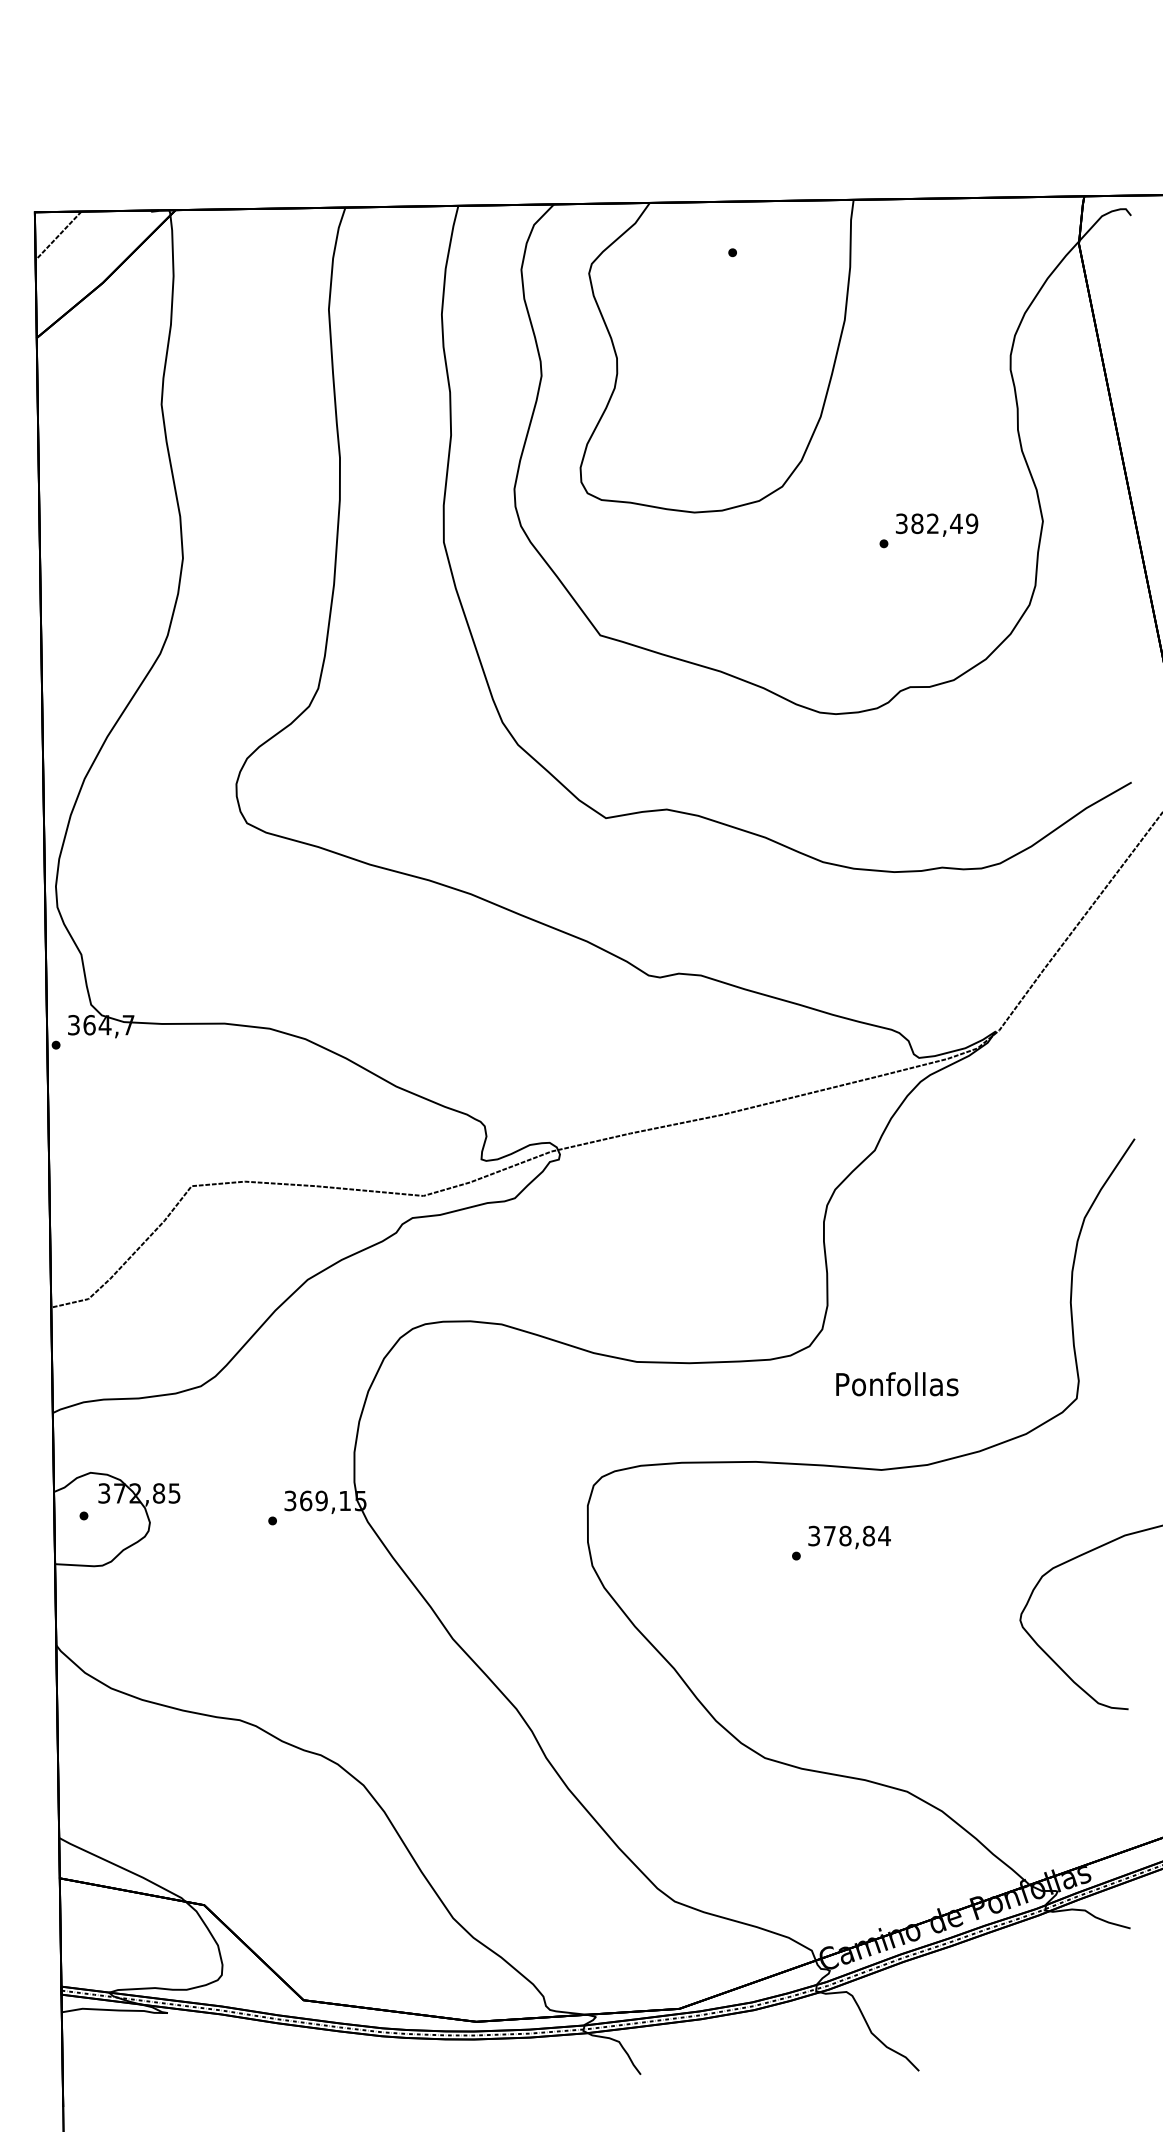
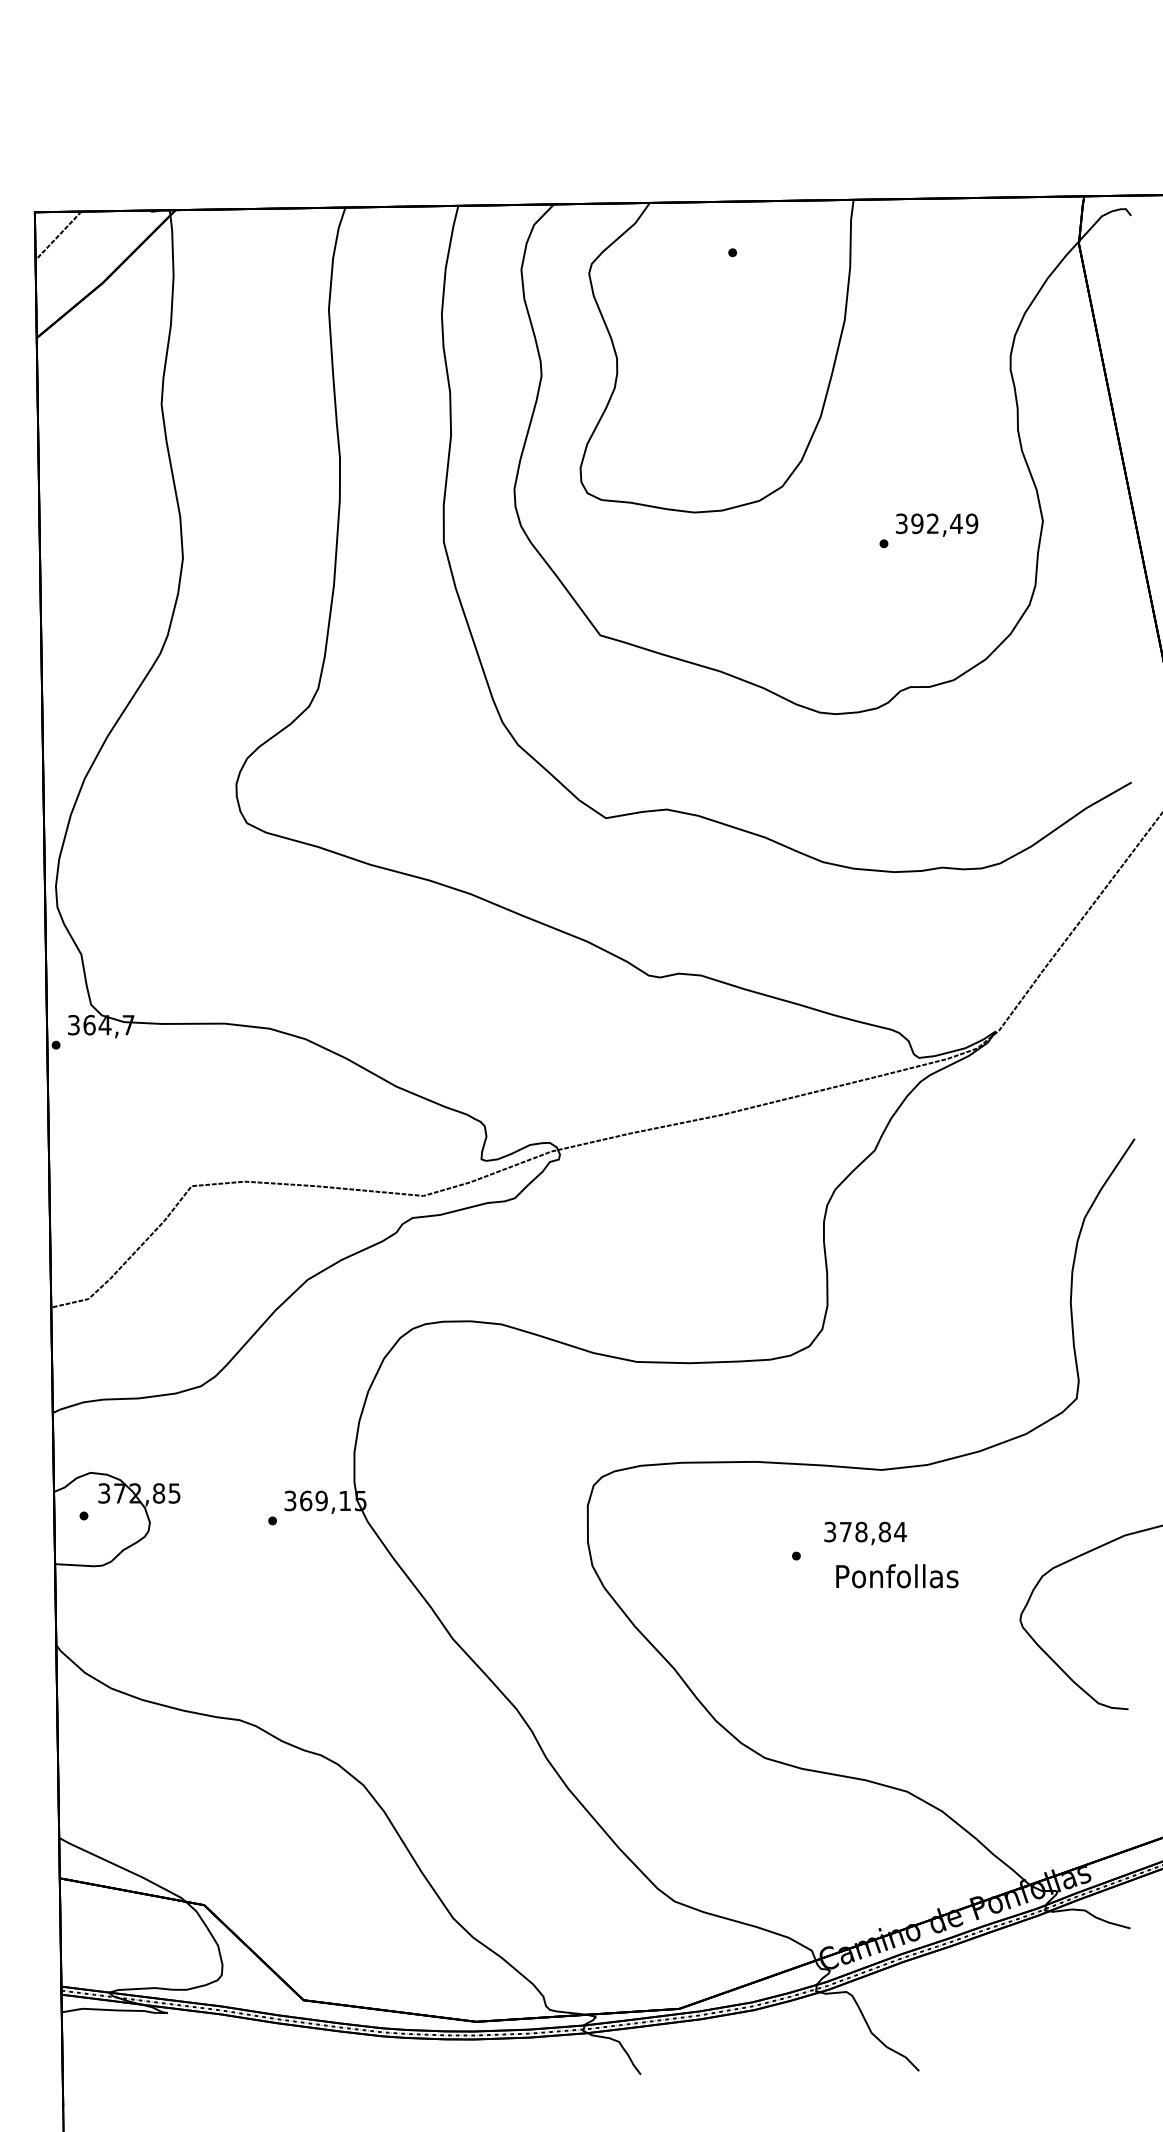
text: 382,49 -> 392,49 (917, 523)
text position: (897, 1384) -> (897, 1576) (897, 1576)
text position: (849, 1537) -> (865, 1533) (865, 1533)
